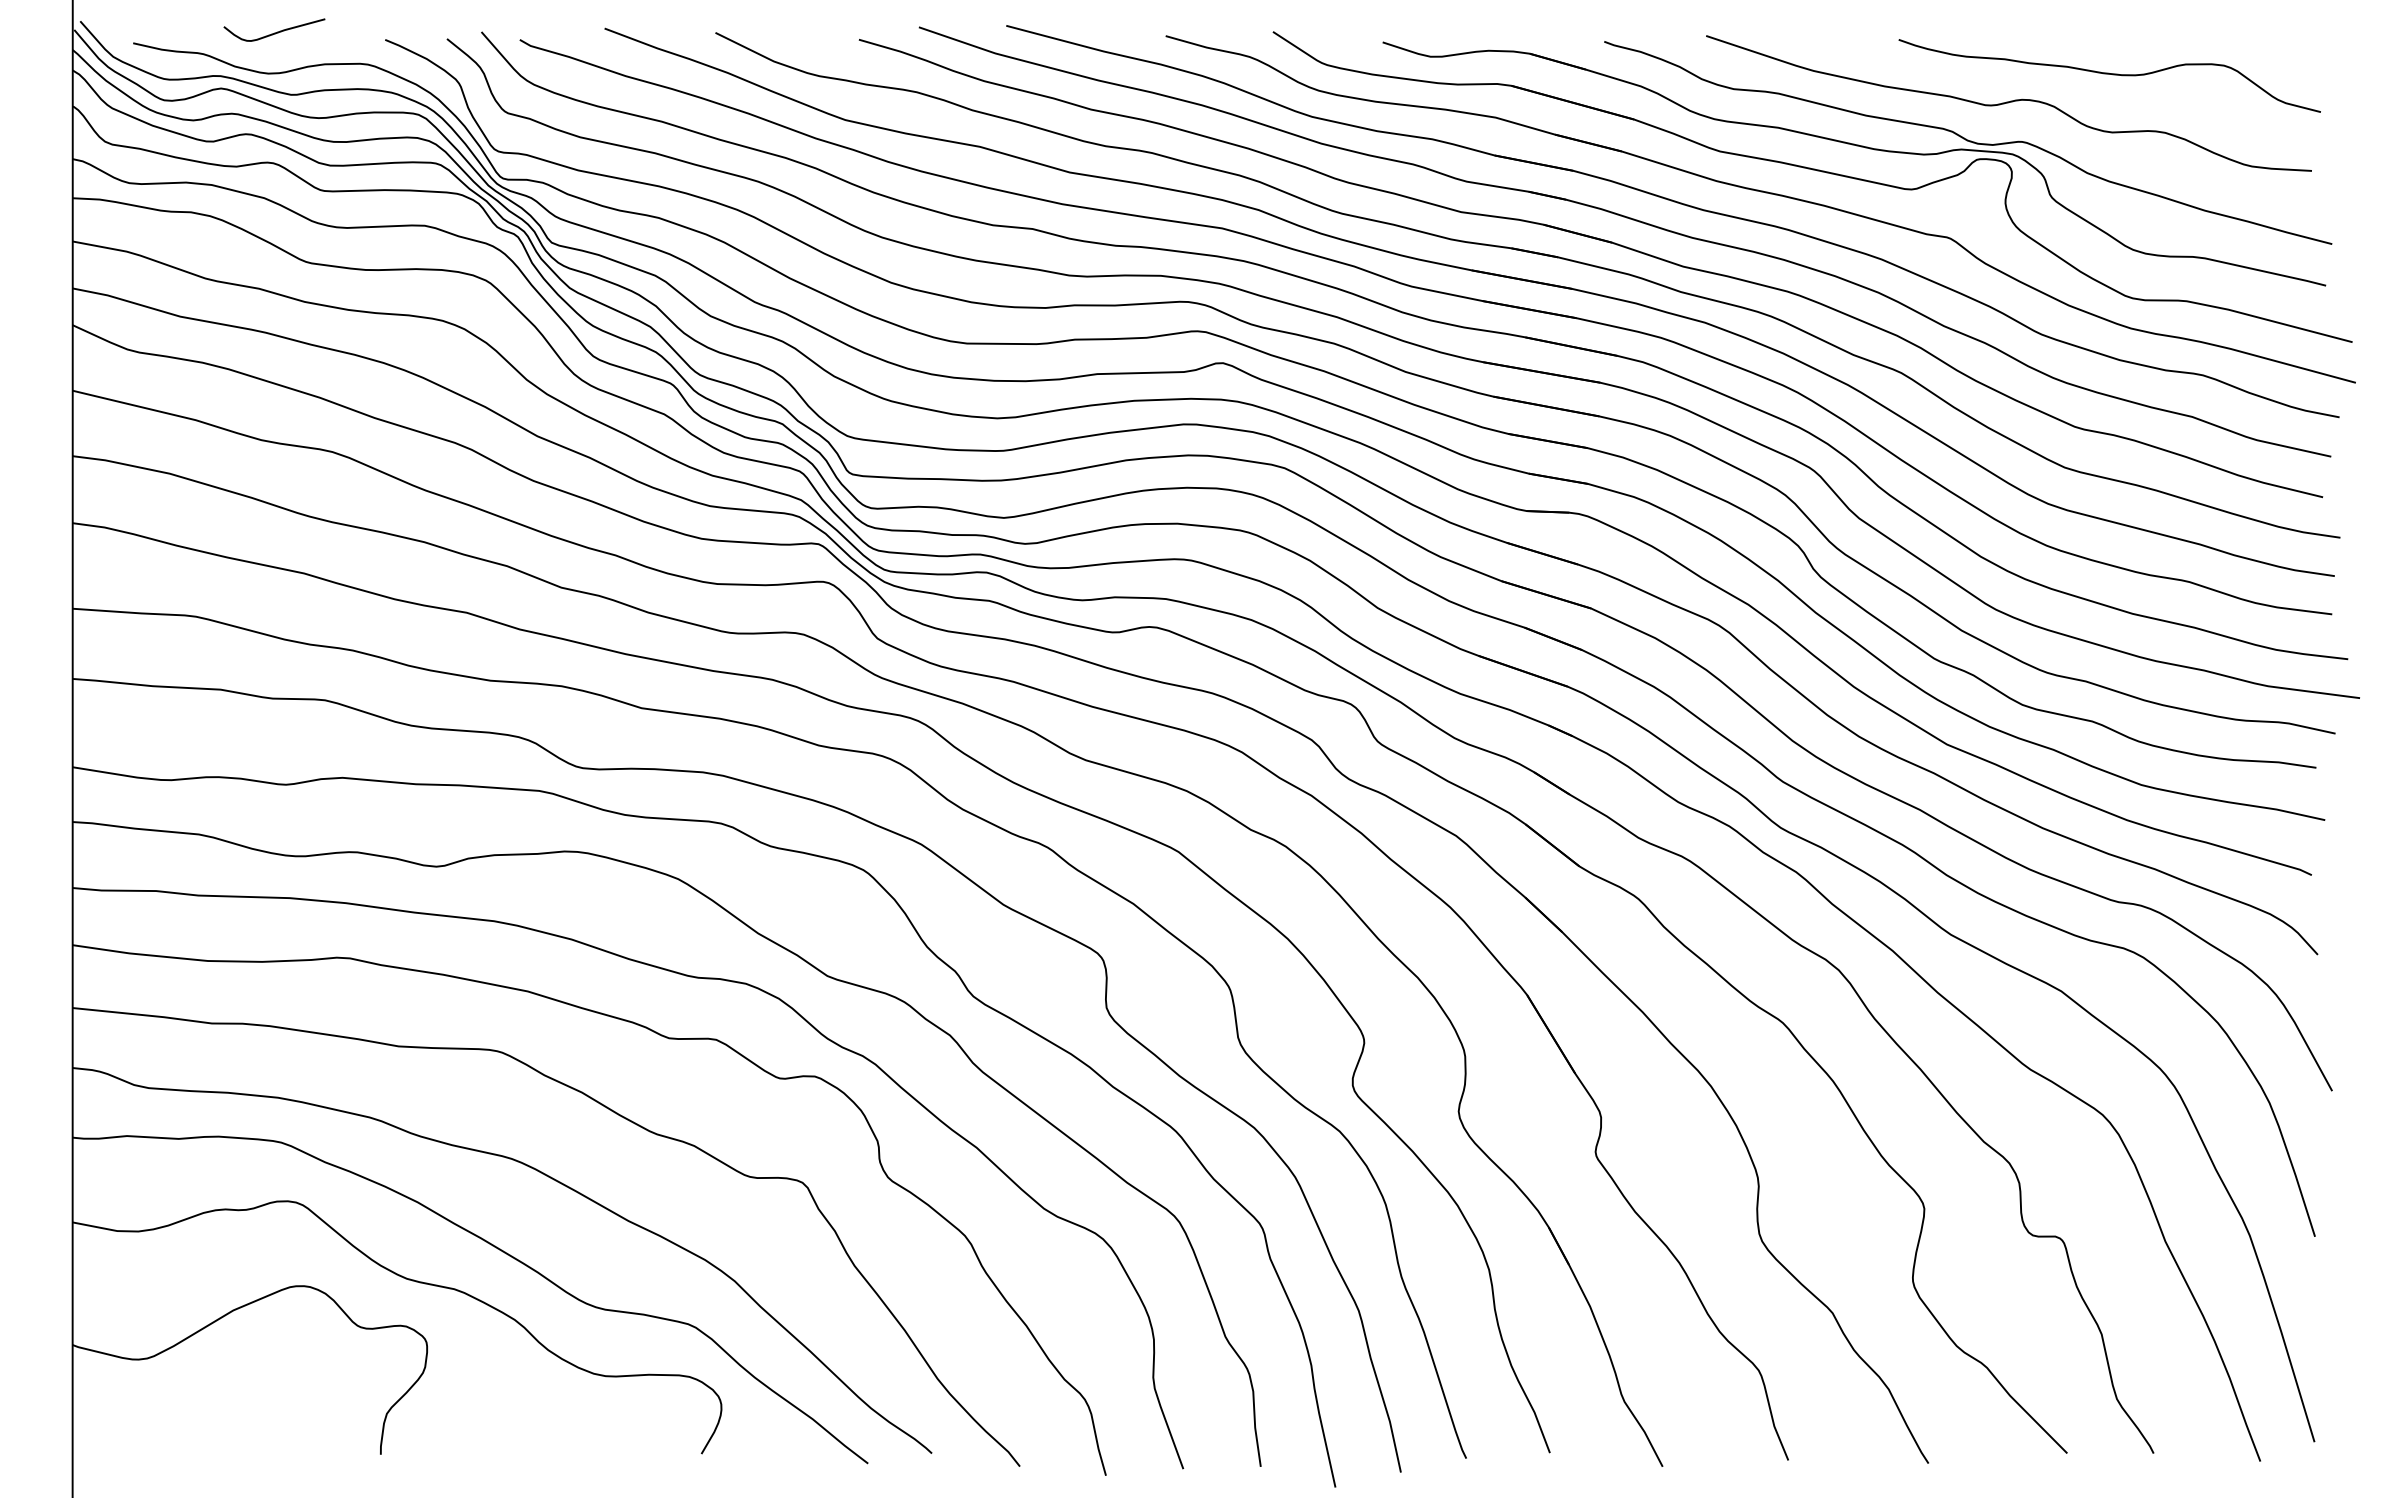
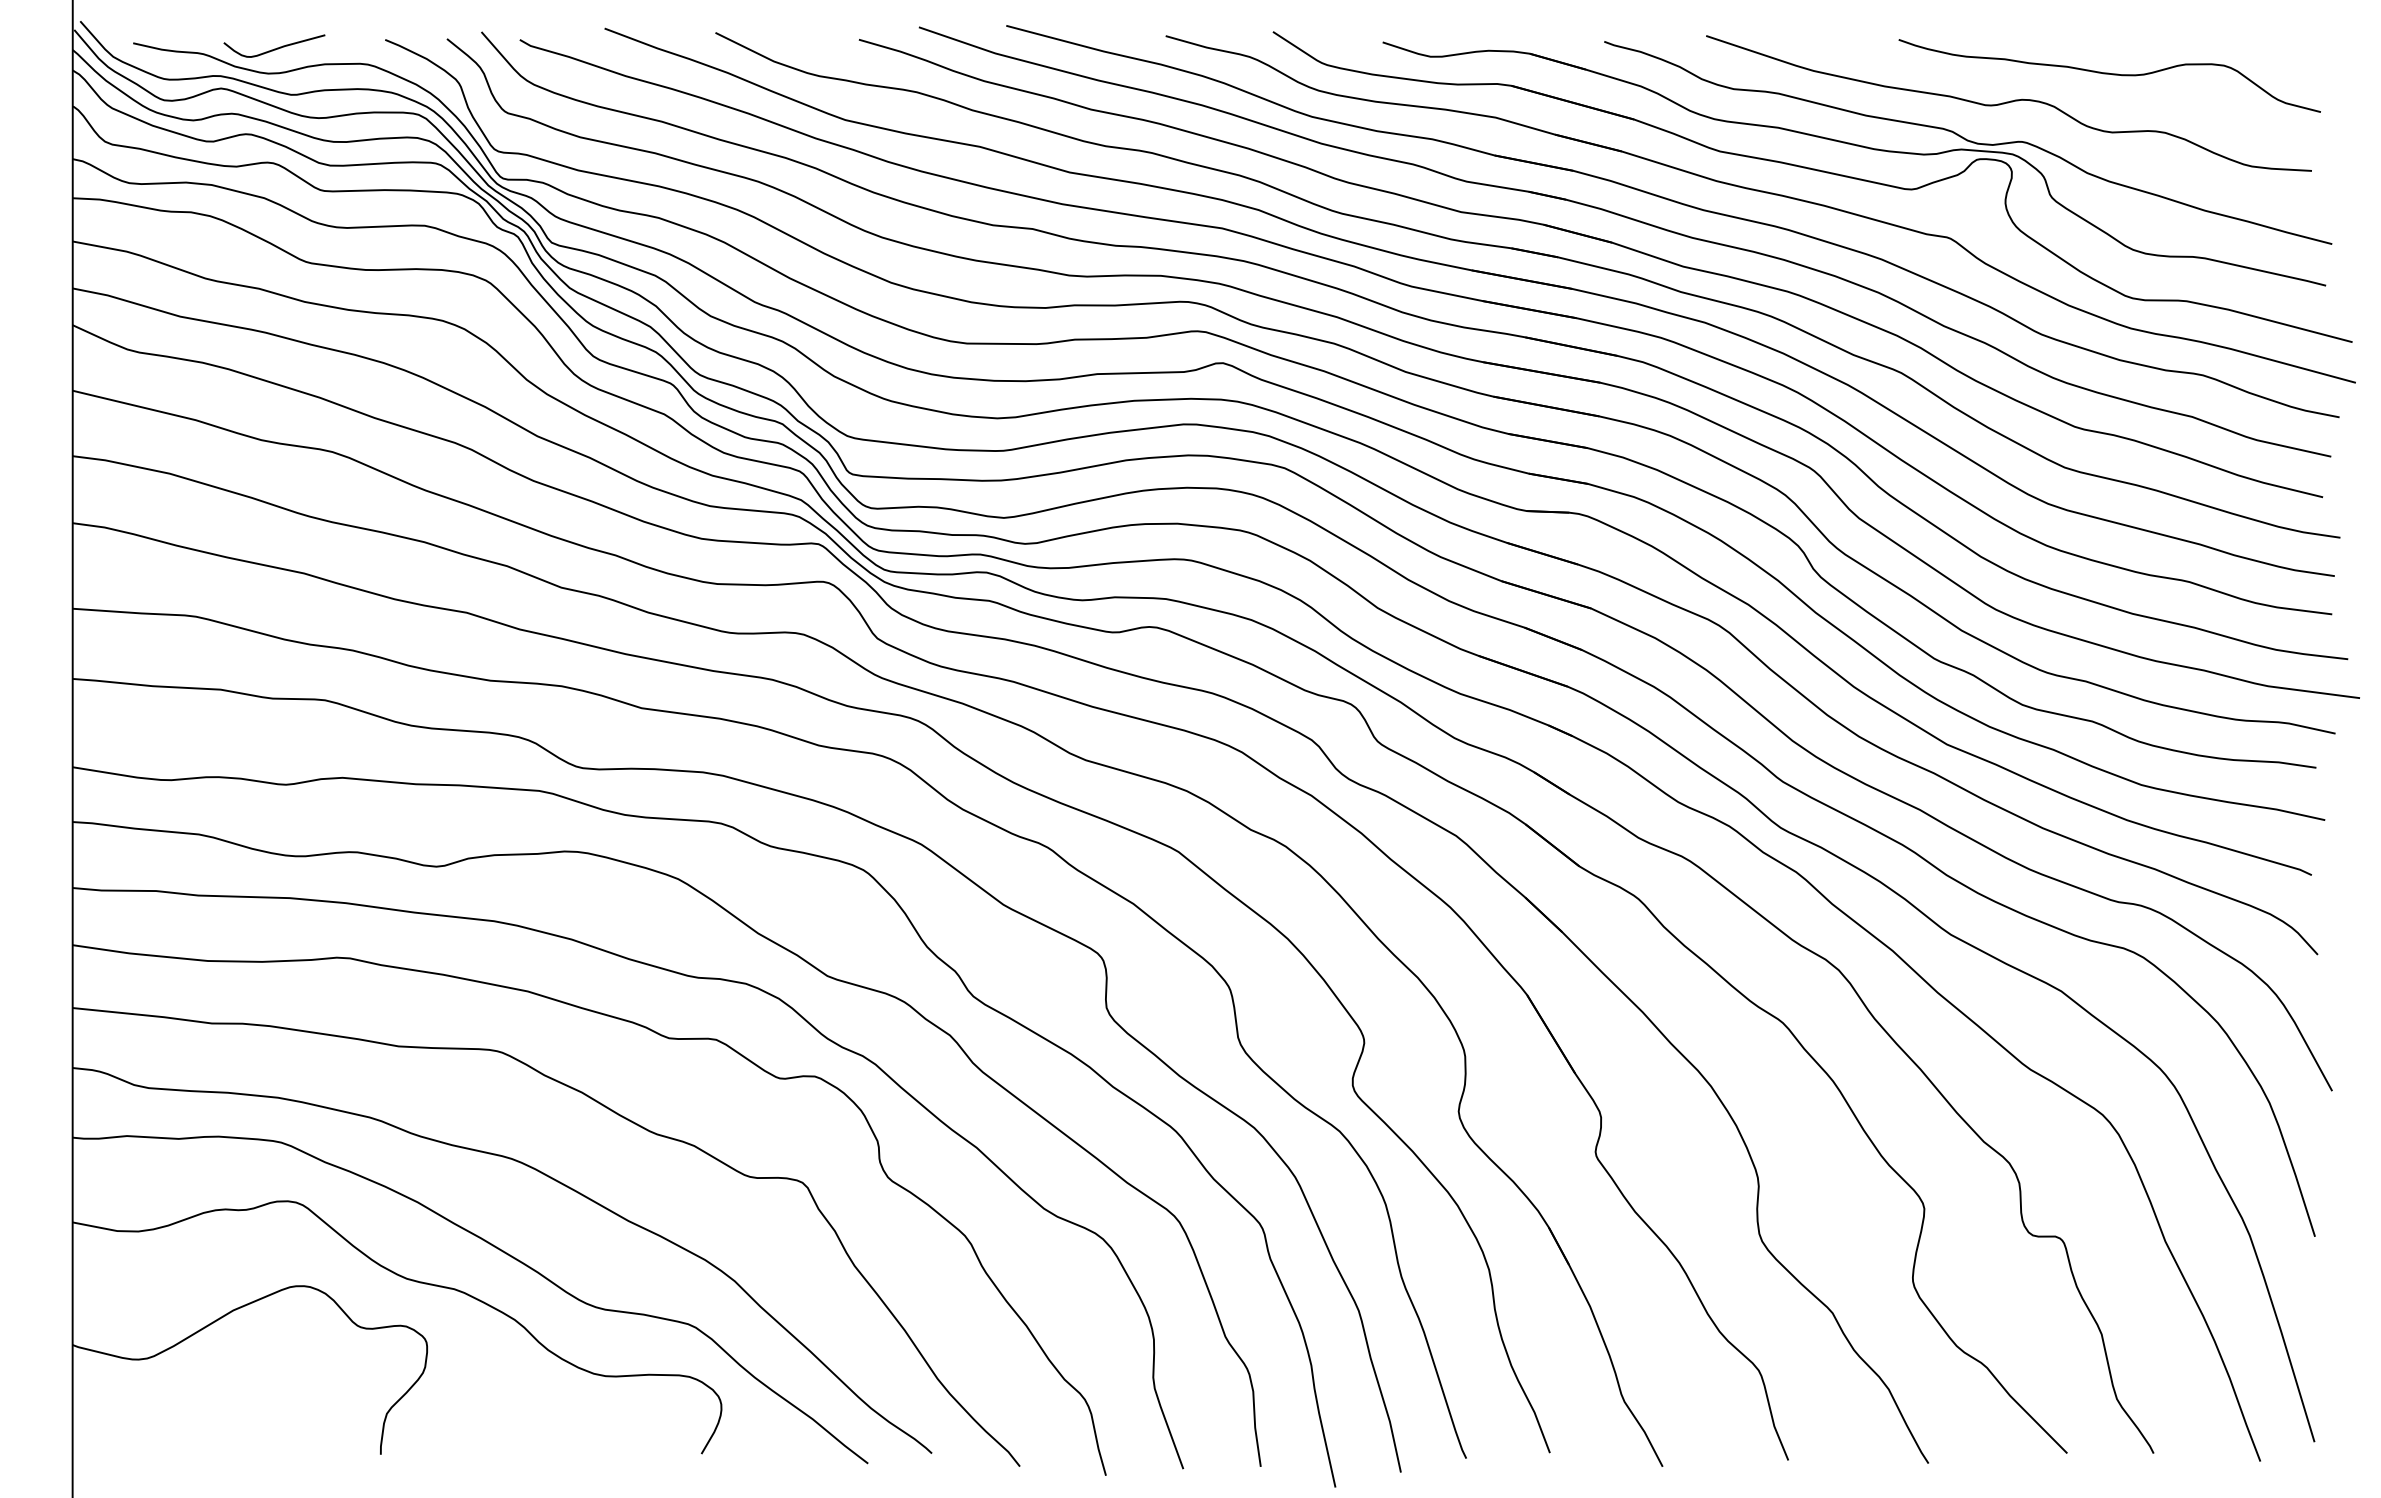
curve position: (274, 32) -> (274, 48) (274, 48)
